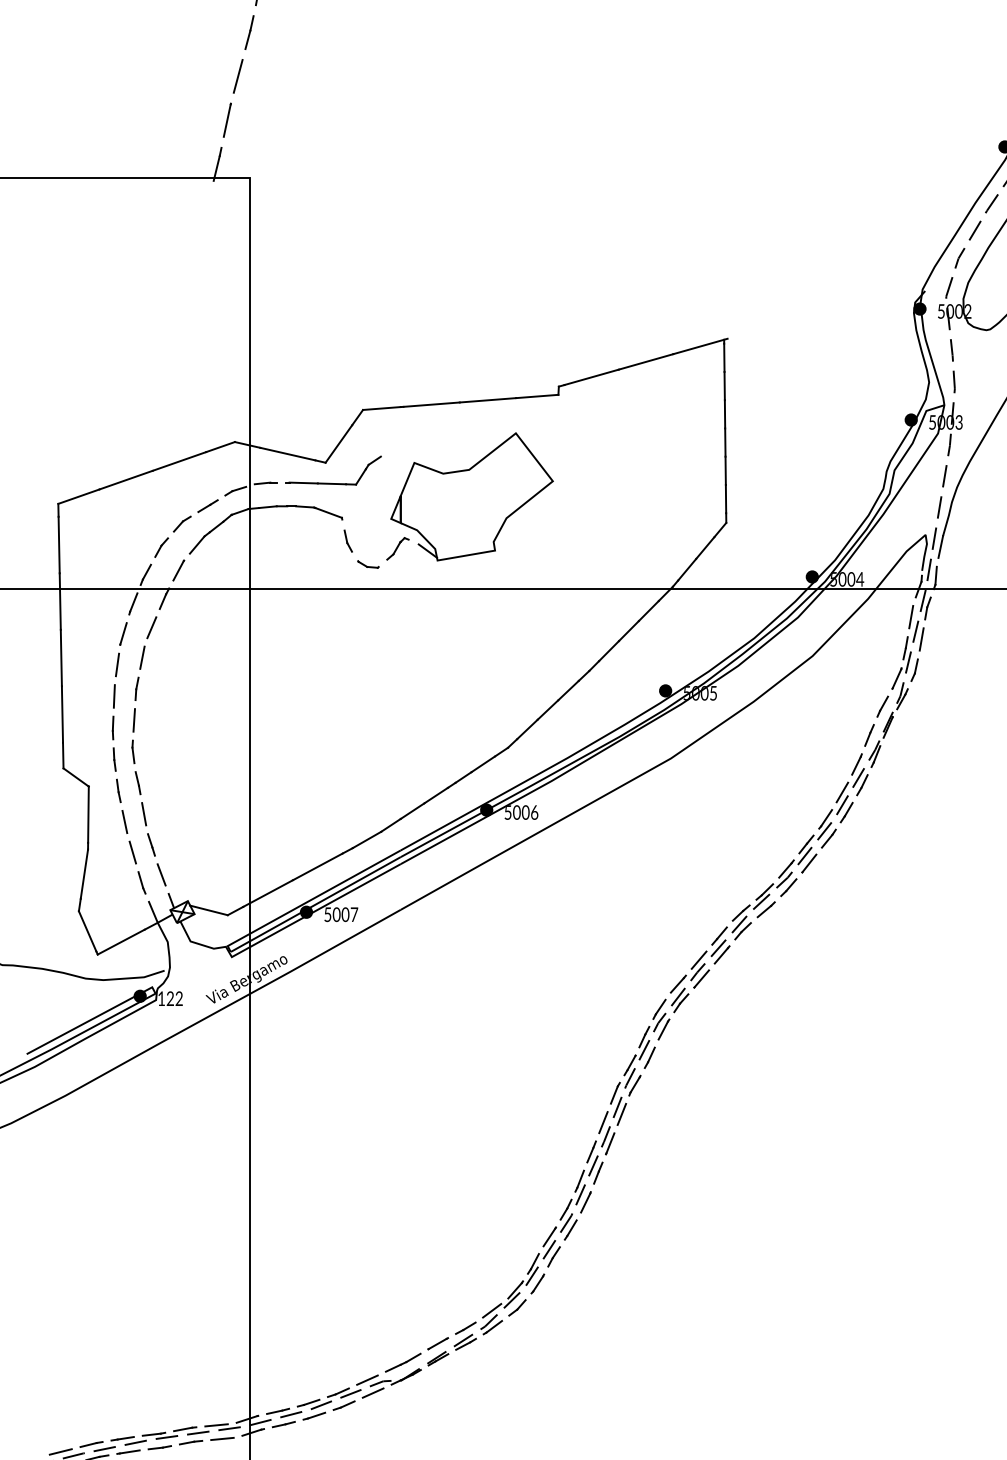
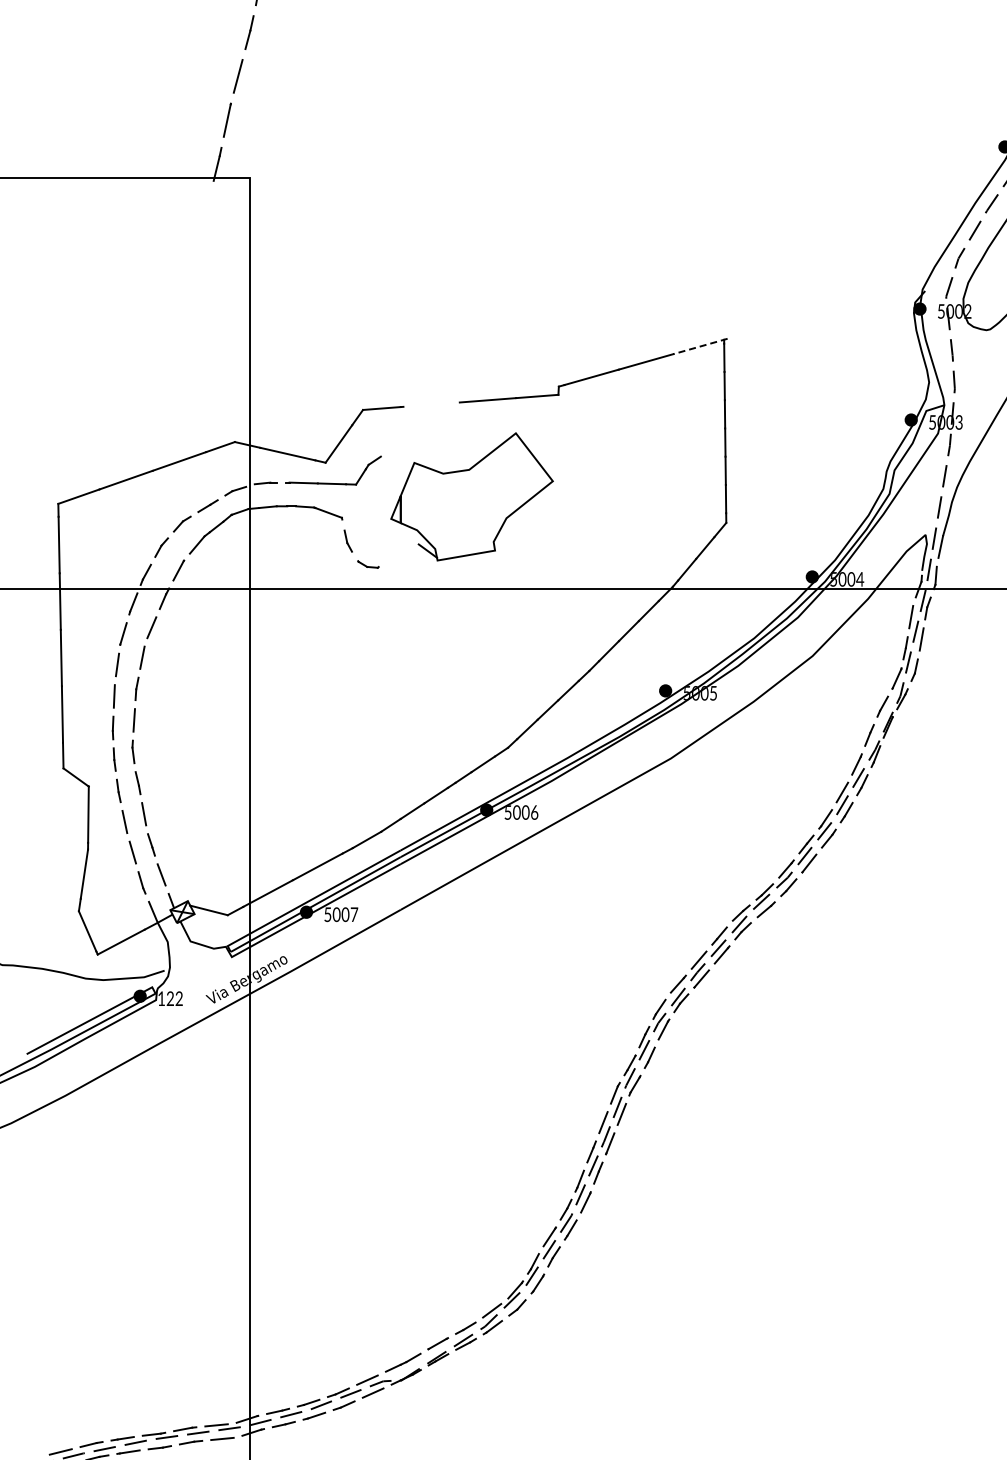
line: solid -> dashed (699, 346)
line: present -> none (431, 404)
part: present -> none (397, 548)
